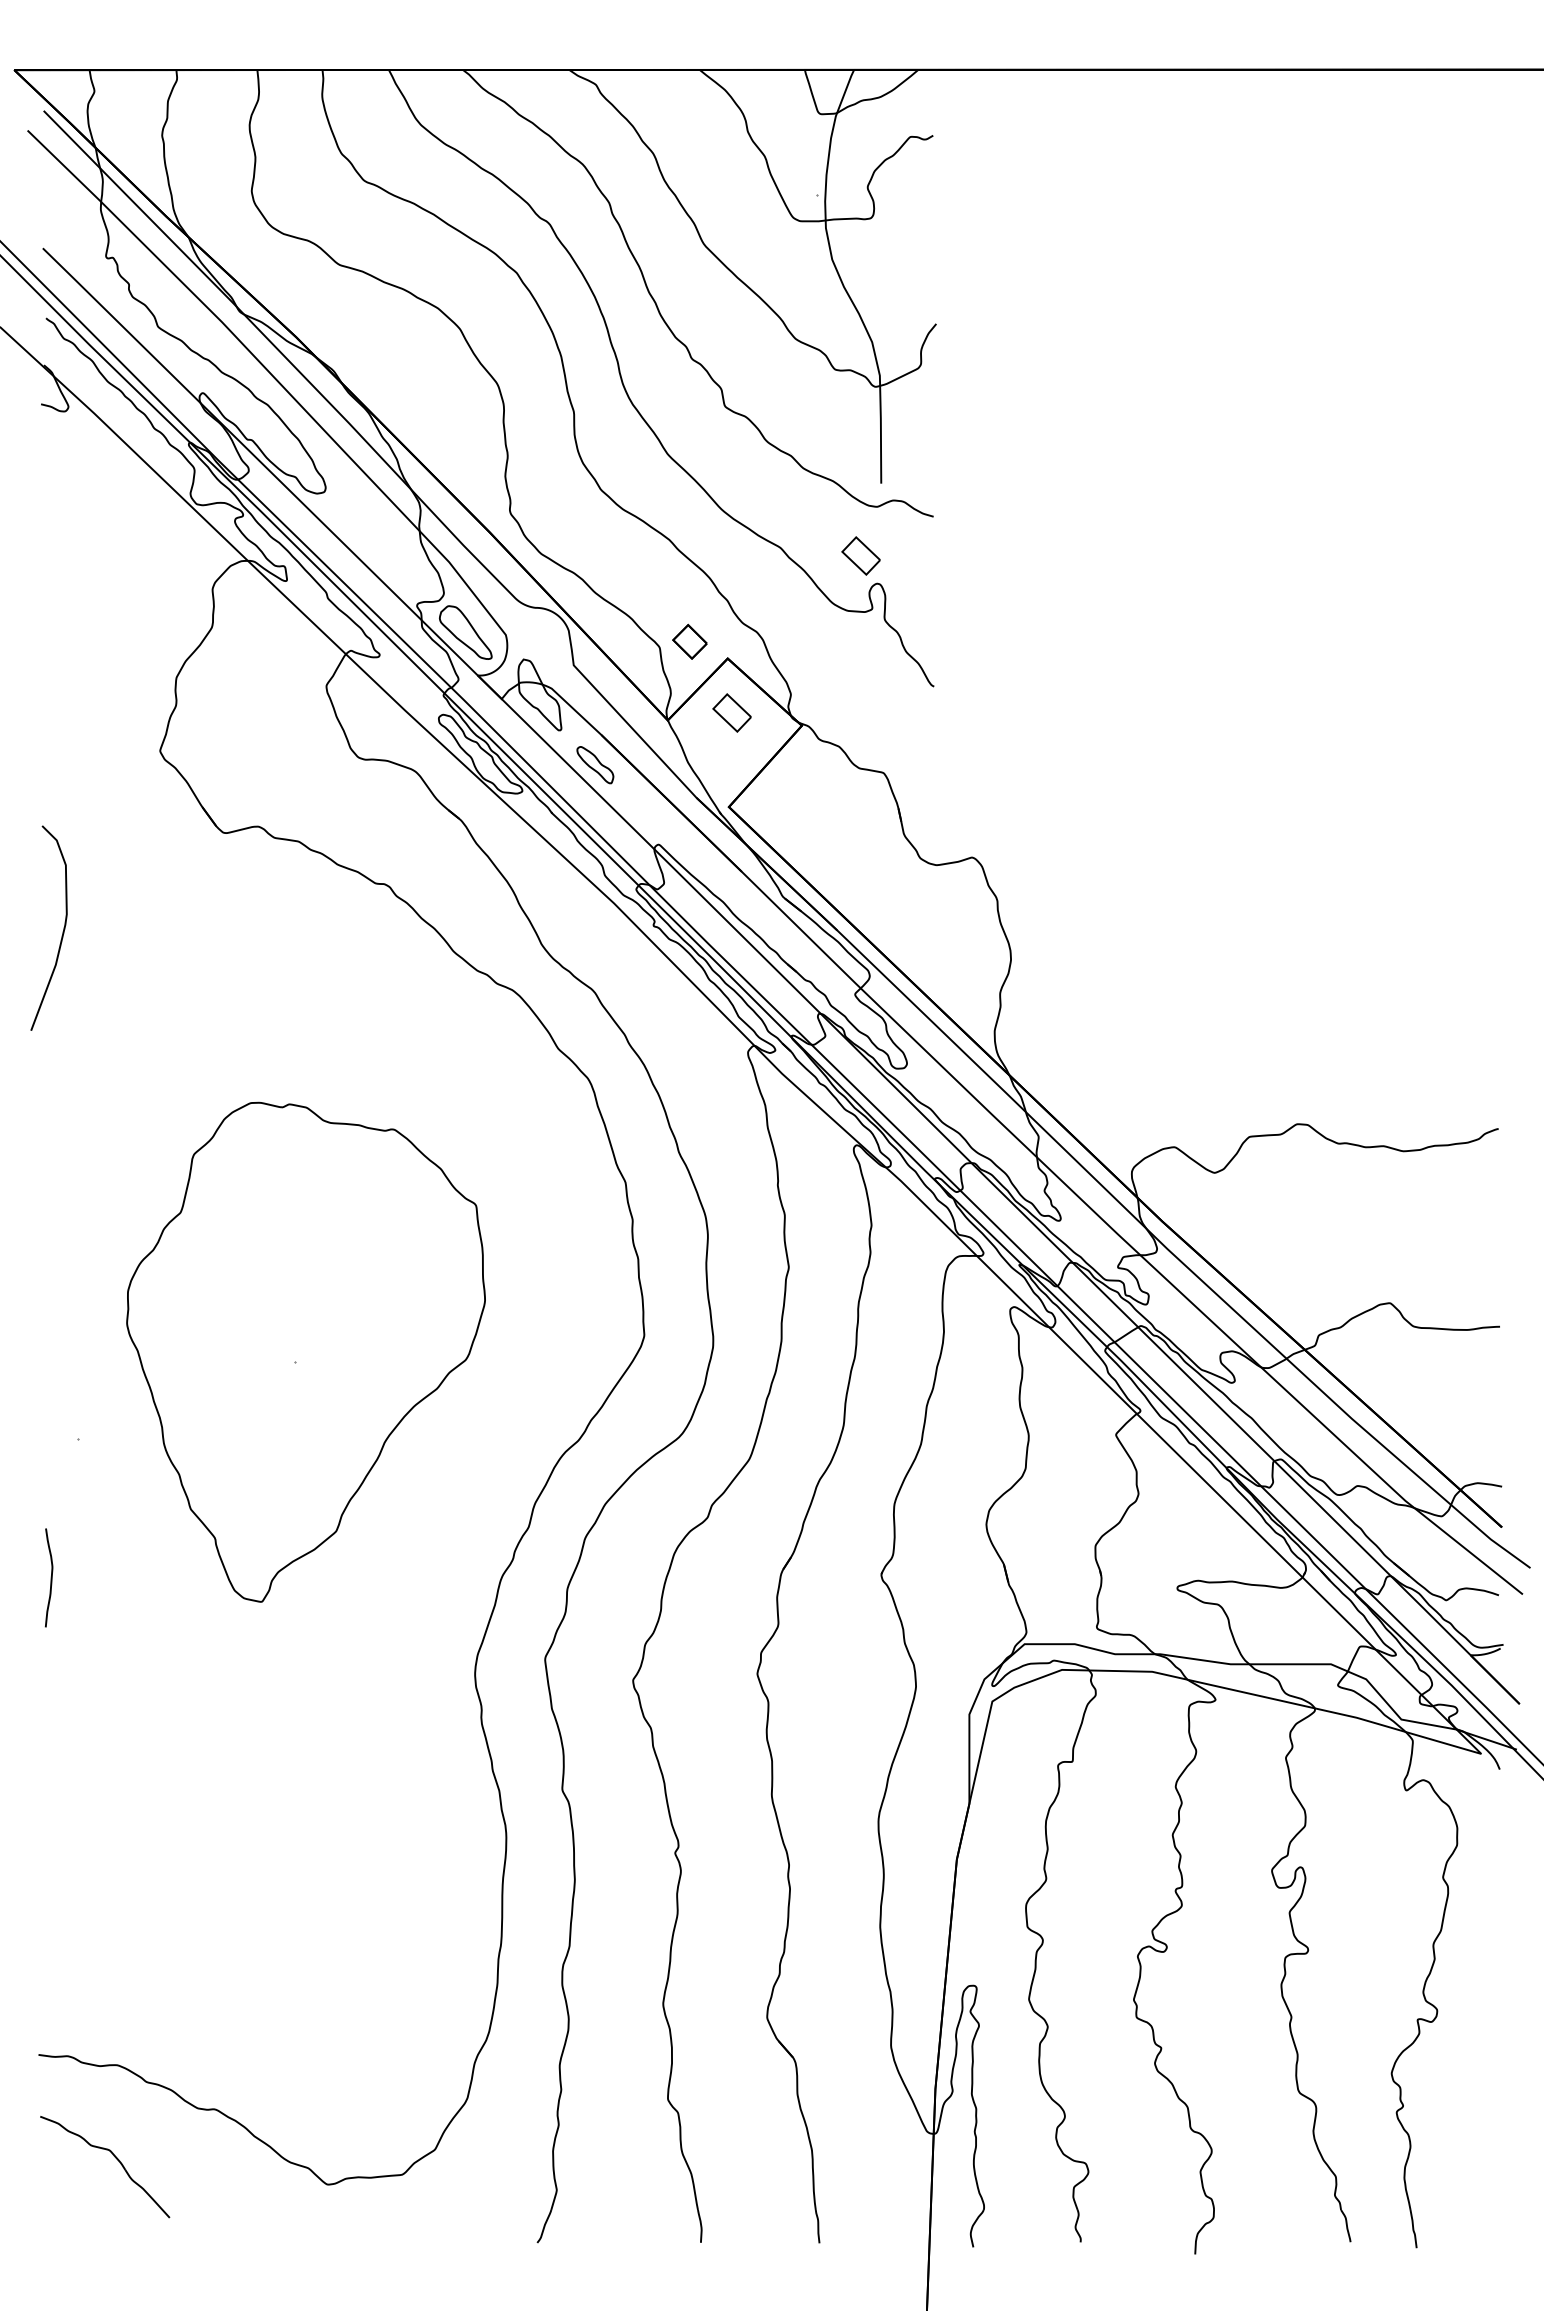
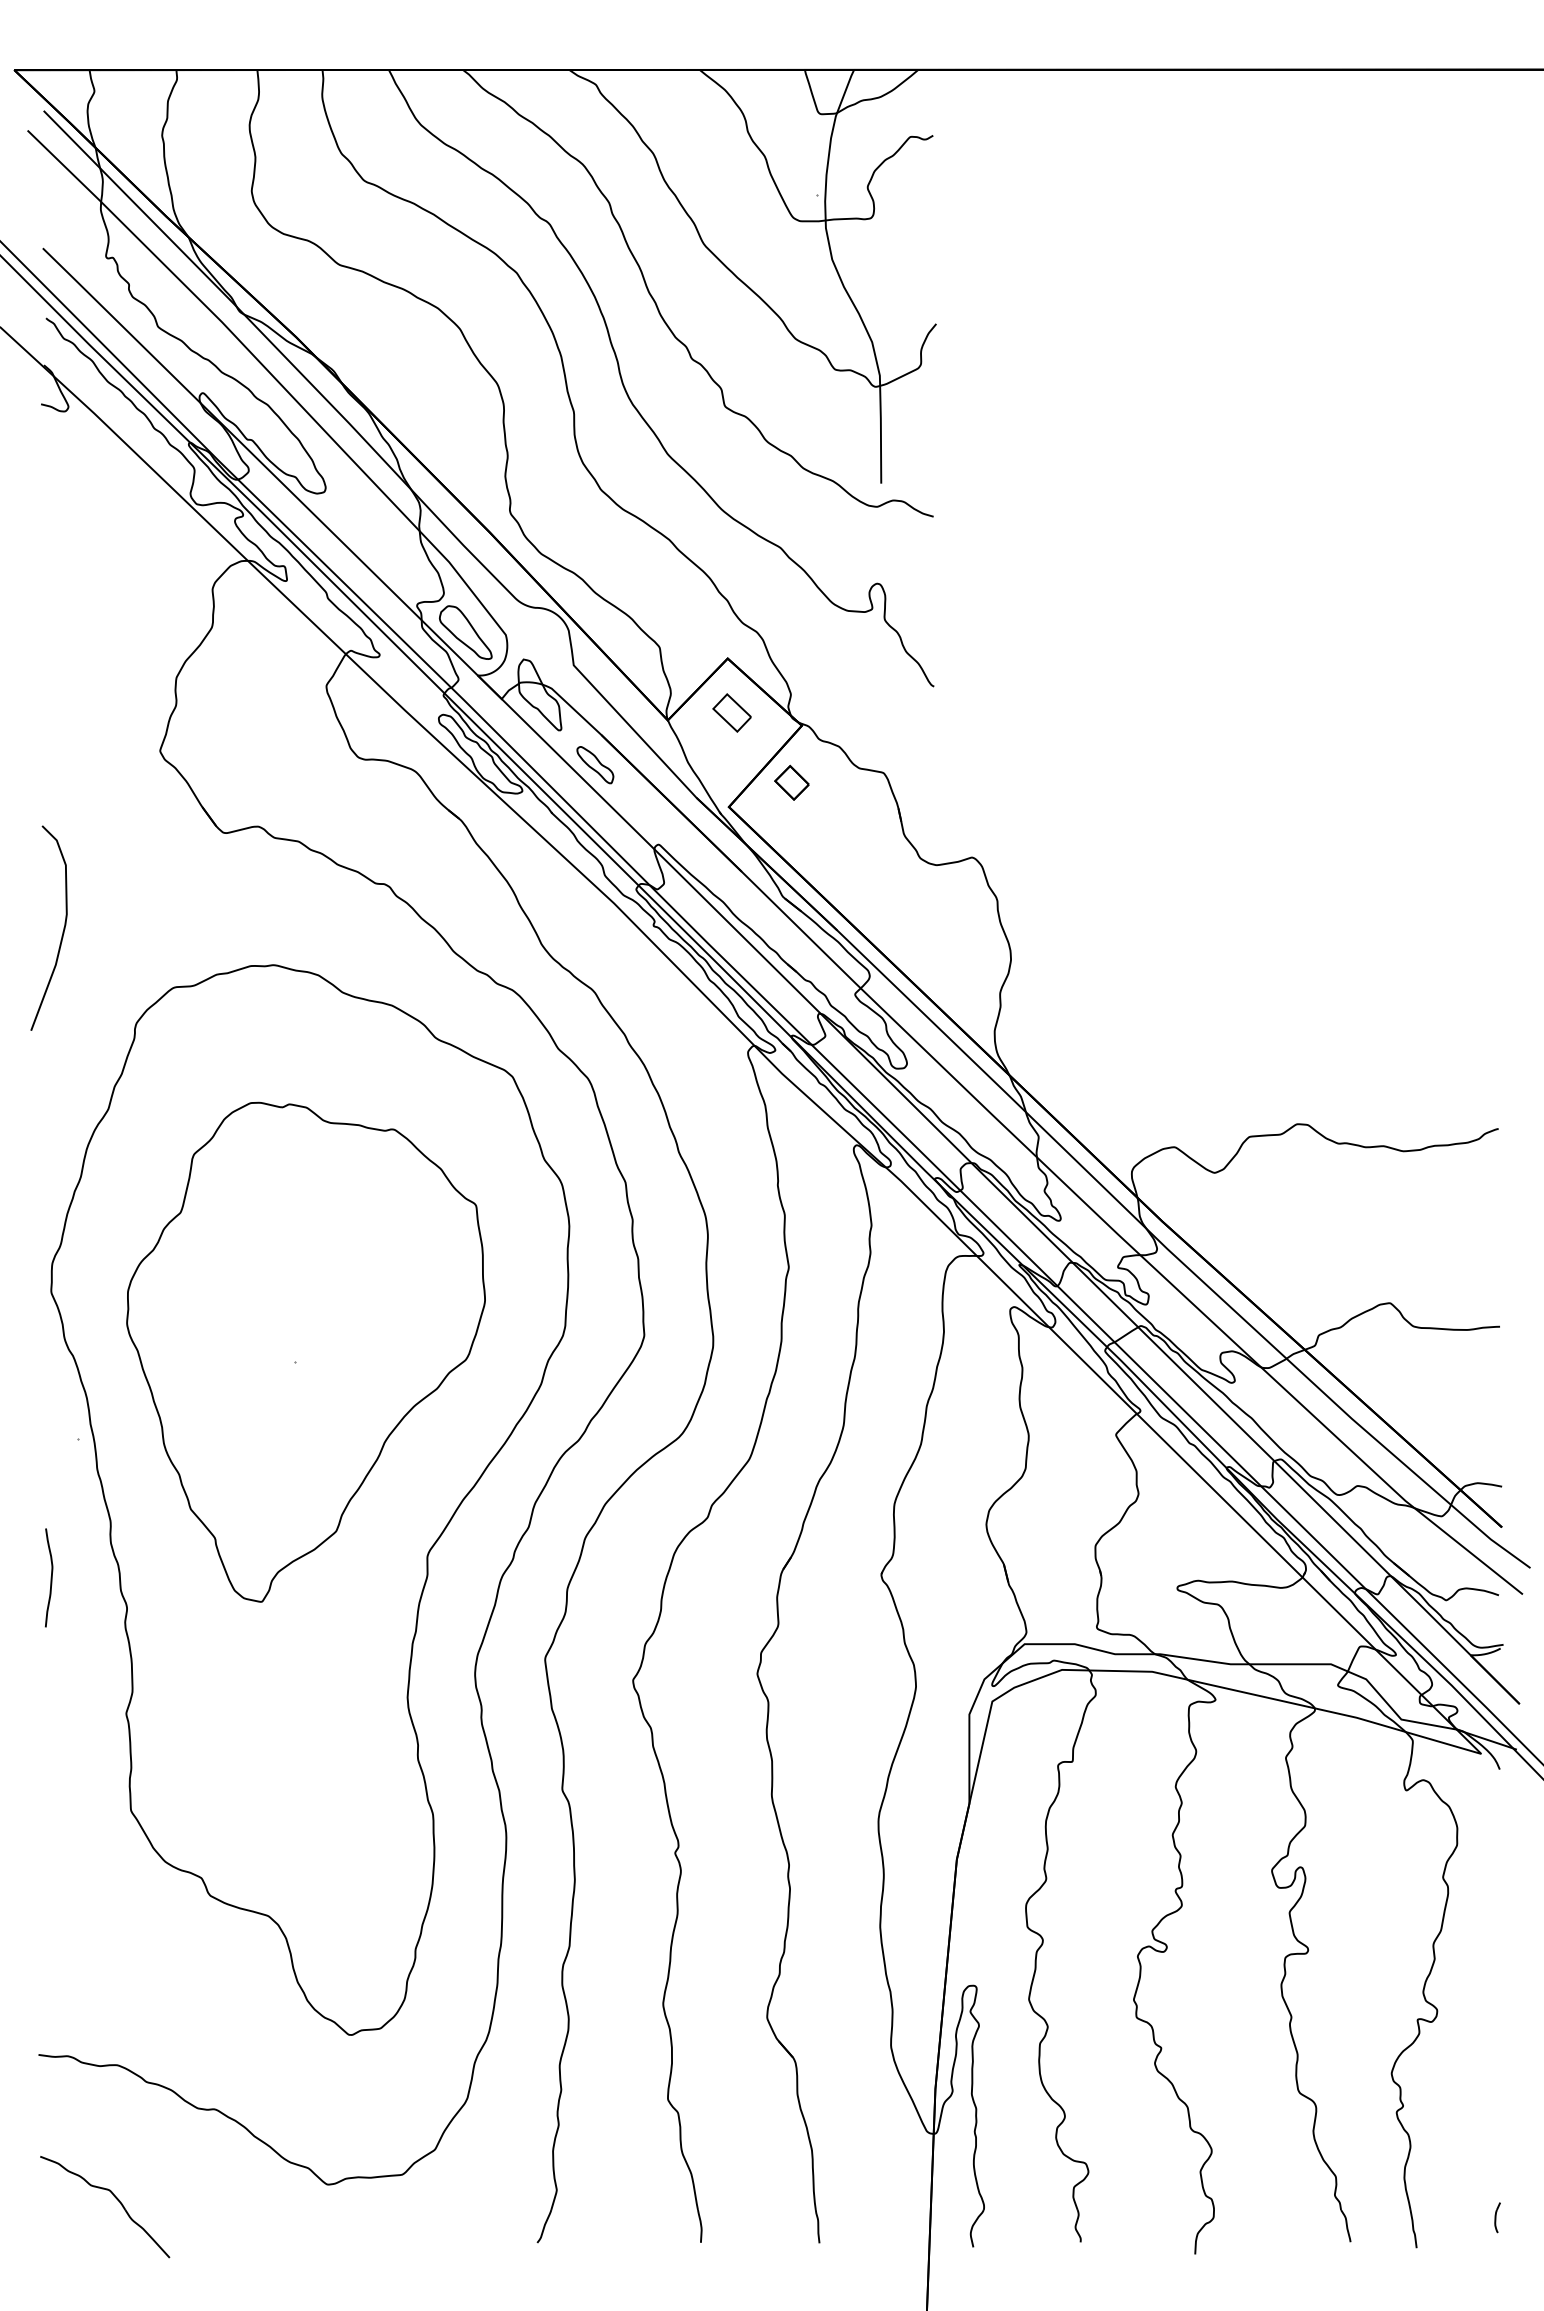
part: present -> none (860, 555)
part position: (689, 641) -> (791, 782) (791, 782)
part: none -> present (310, 1499)
part position: (114, 2157) -> (114, 2197) (114, 2197)
part: none -> present (1497, 2217)
